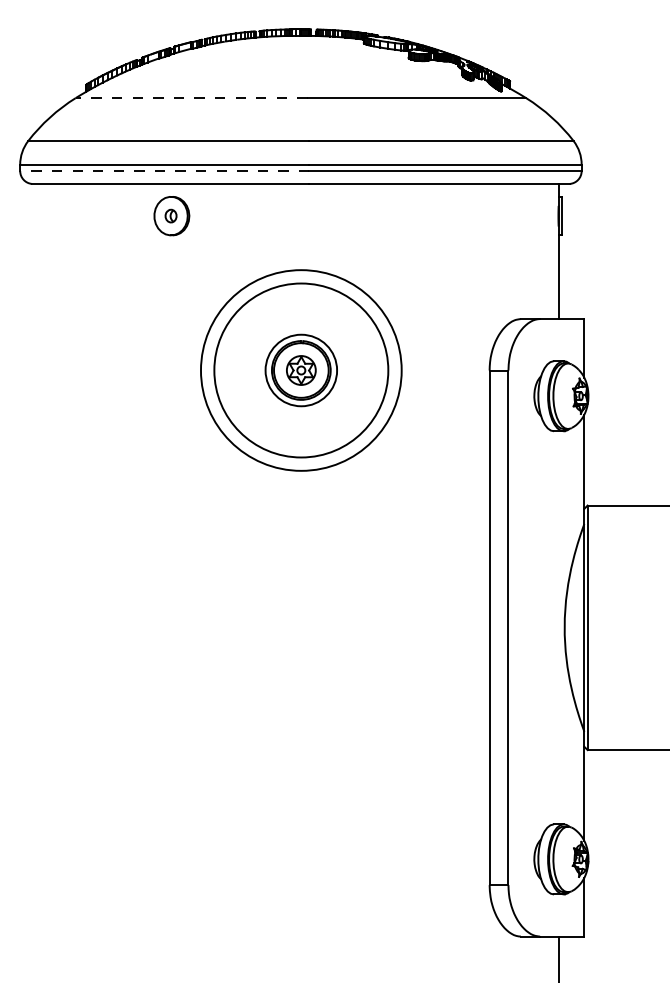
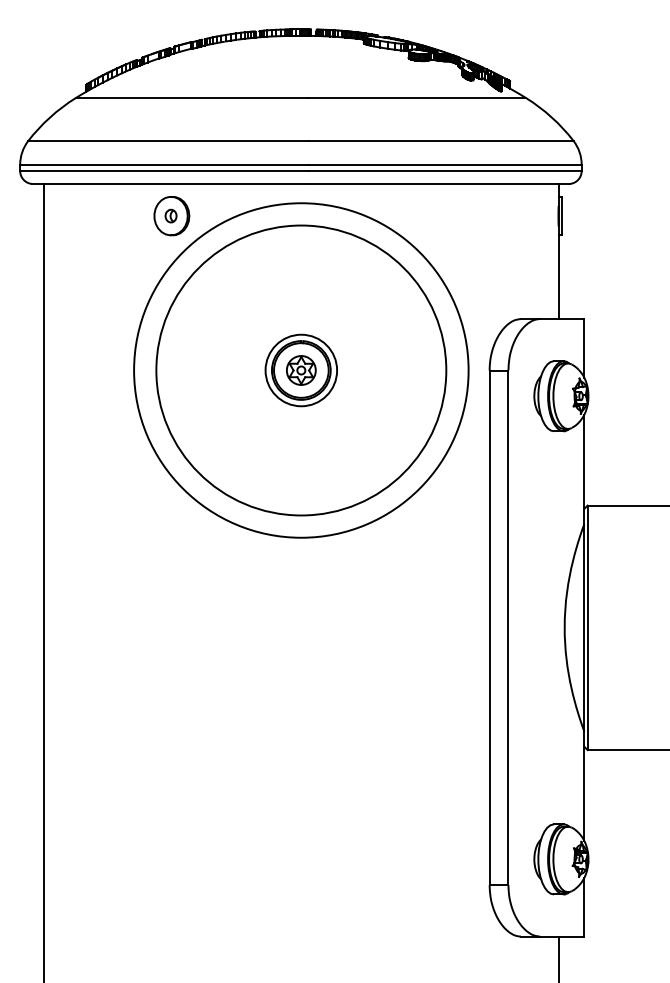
line: dashed -> solid (191, 98)
line: dashed -> solid (164, 171)
circle diameter: 201 px -> 335 px (301, 370)
circle diameter: 174 px -> 290 px (301, 370)
line: none -> present (44, 581)
